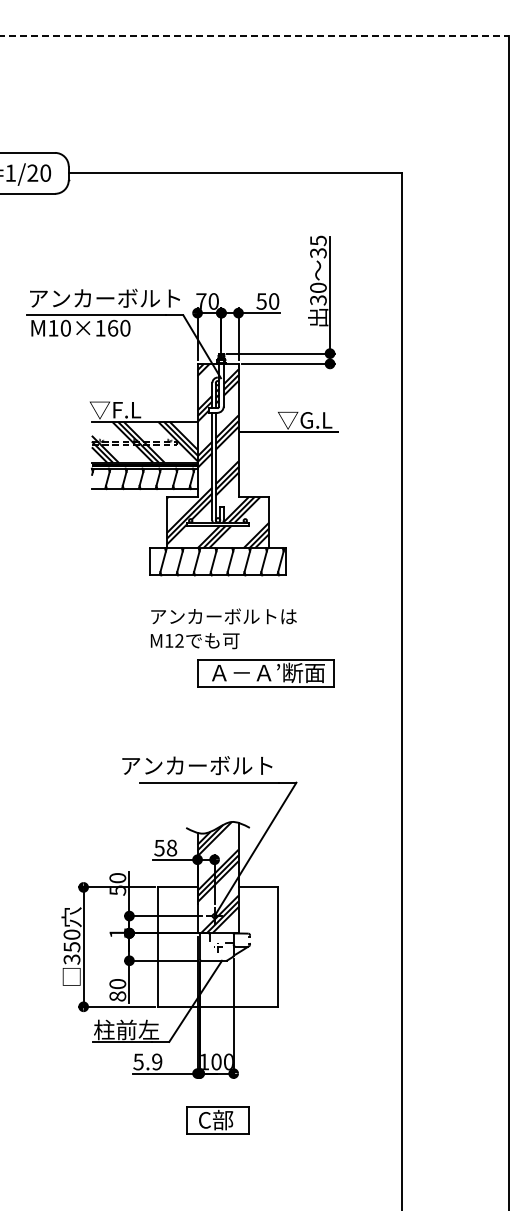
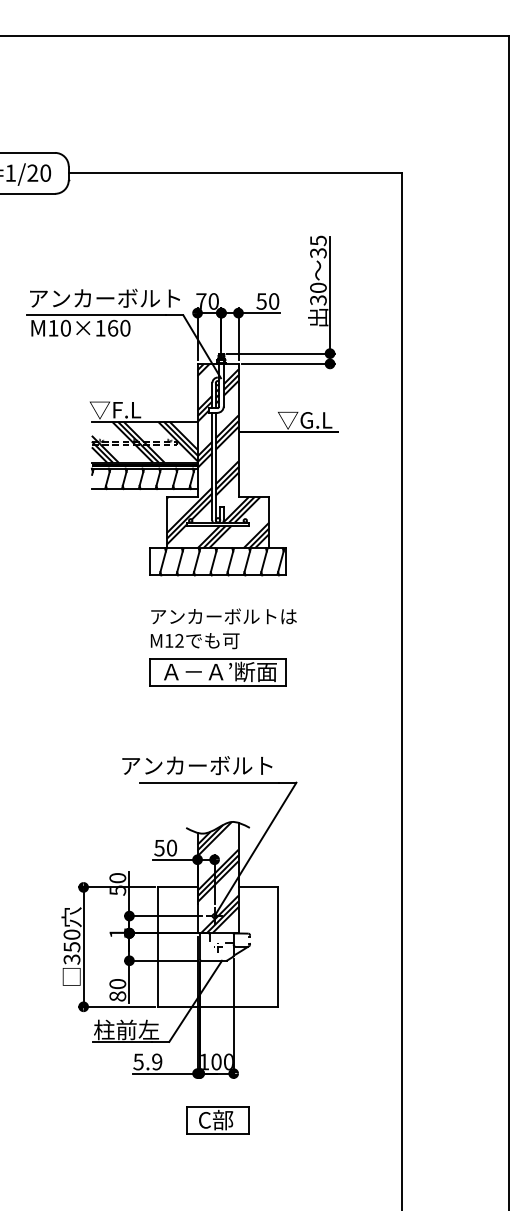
line: dashed -> solid (255, 36)
part position: (265, 673) -> (217, 672) (217, 672)
text: 58 -> 50 (171, 848)
